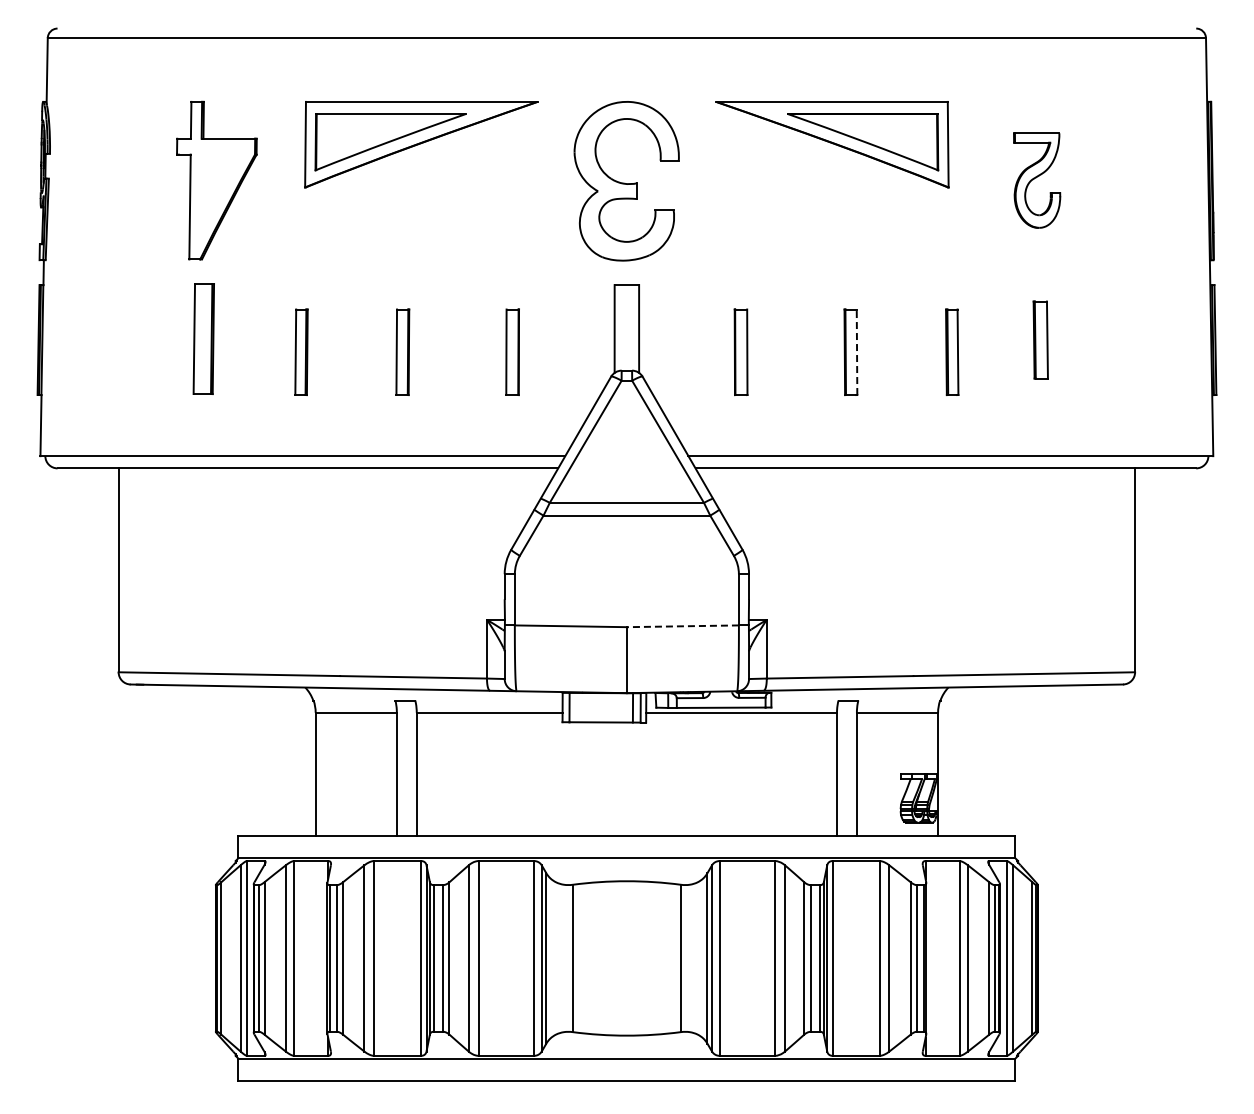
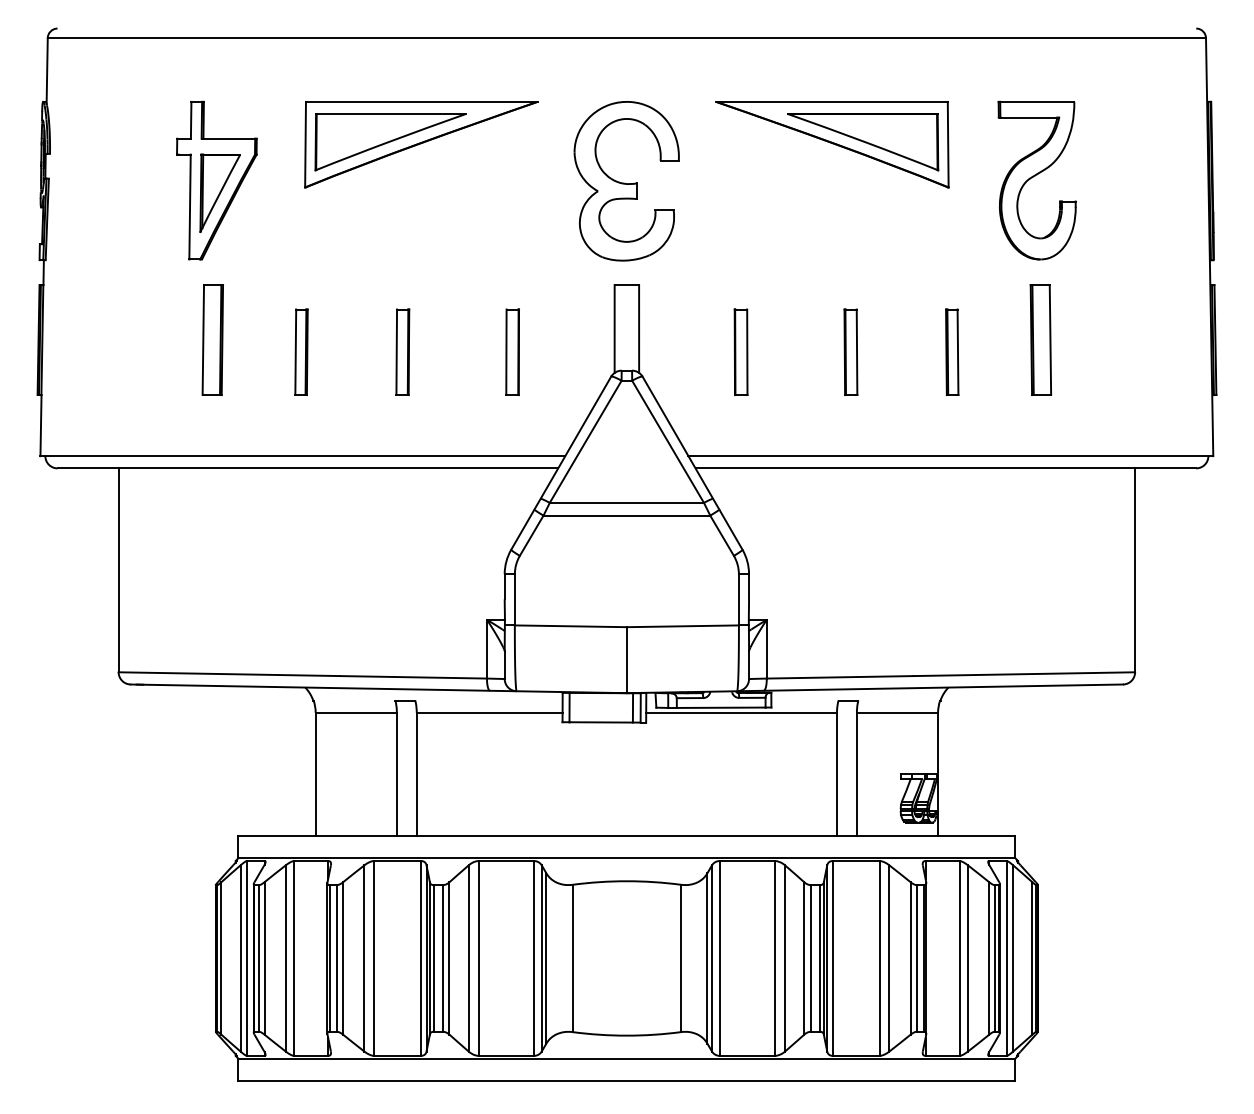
part size: 49x97 px -> 80x161 px (1036, 180)
part: none -> present (219, 192)
part position: (203, 338) -> (212, 339) (212, 339)
part size: 17x80 px -> 23x112 px (1040, 339)
line: dashed -> solid (857, 352)
line: dashed -> solid (682, 626)
